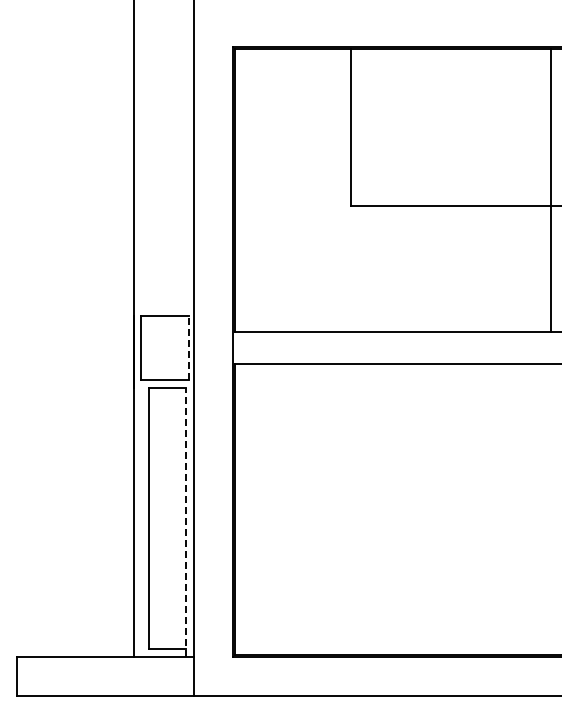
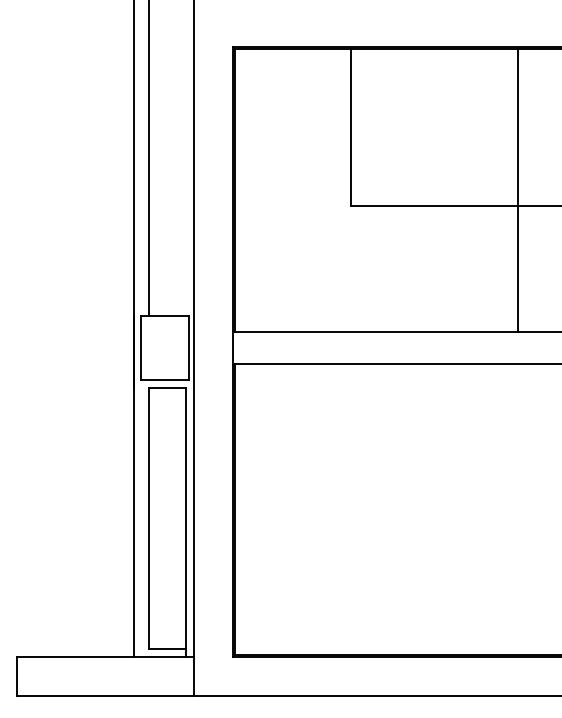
line: none -> present (149, 159)
line position: (550, 190) -> (517, 190) (517, 190)
line: dashed -> solid (188, 348)
line: dashed -> solid (185, 522)
